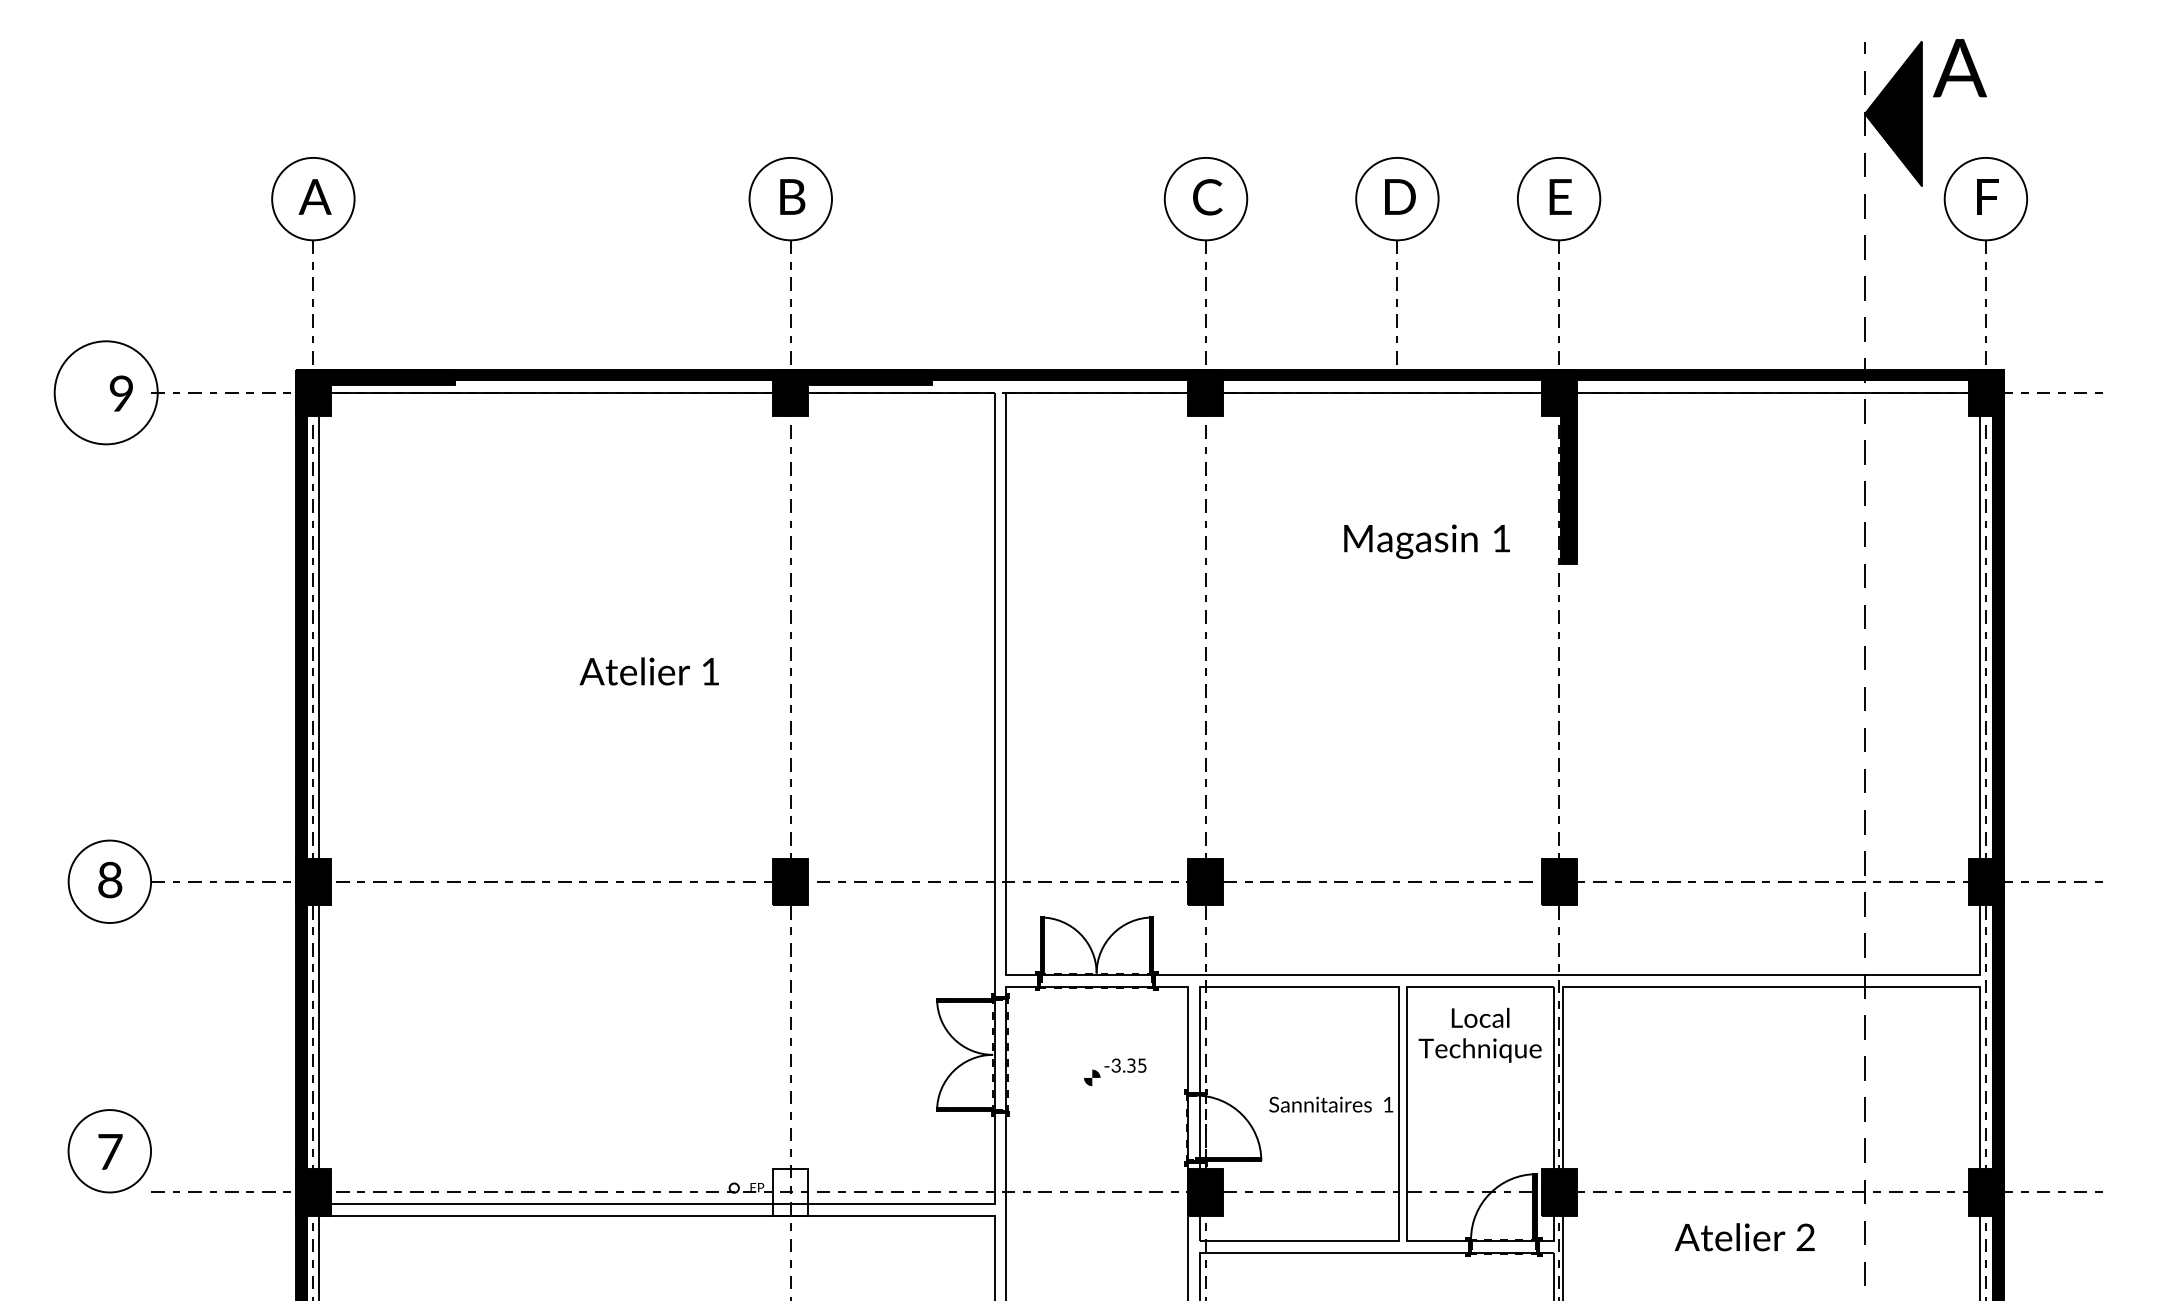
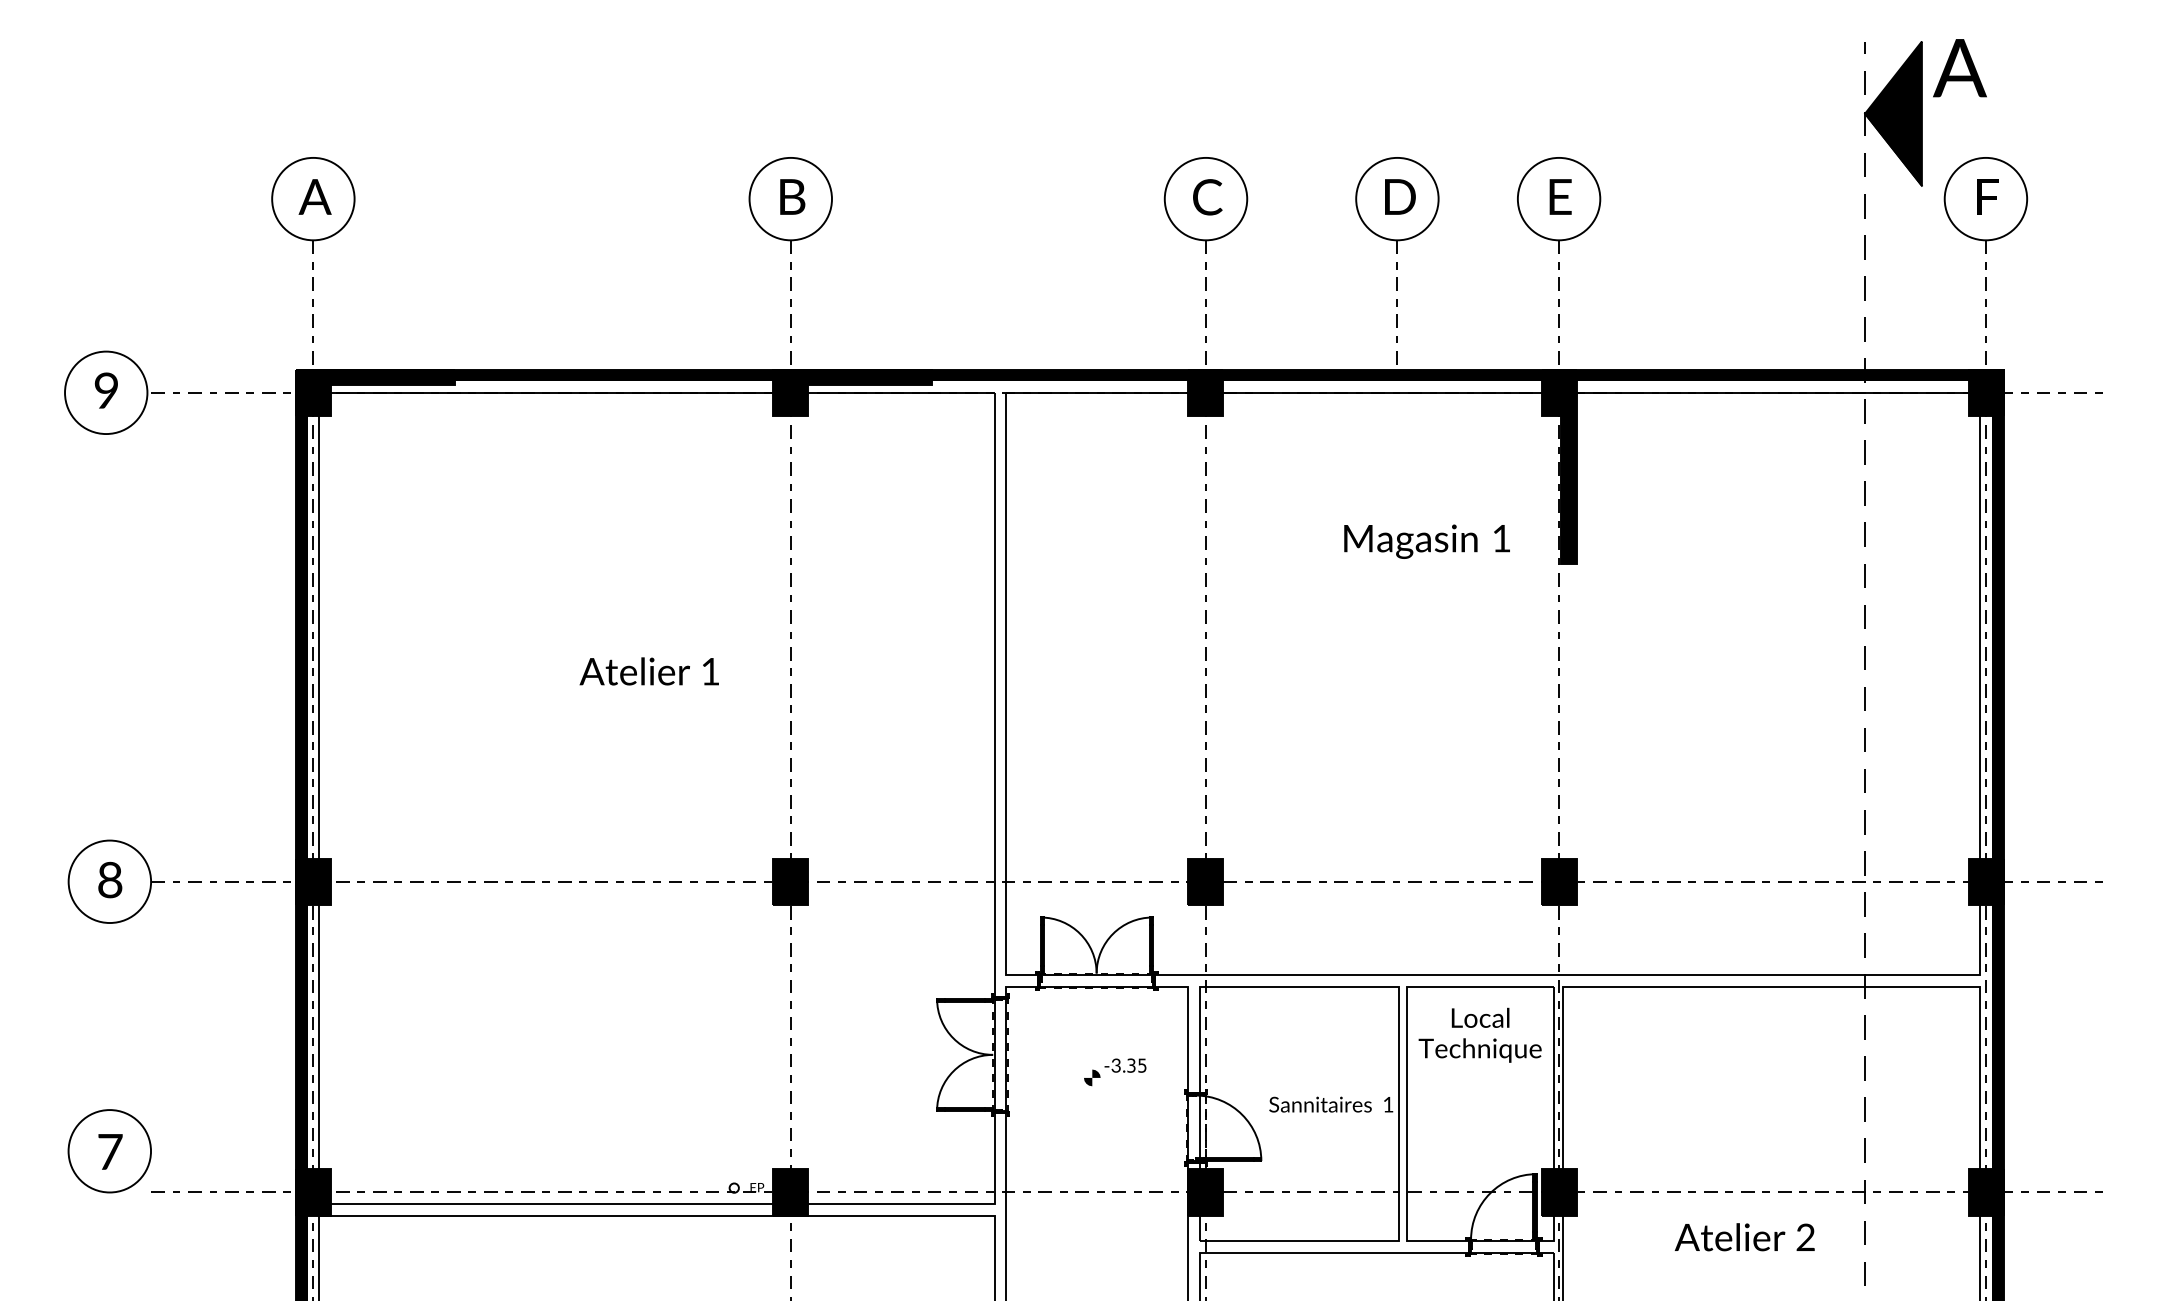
circle diameter: 103 px -> 82 px (106, 392)
text position: (120, 393) -> (105, 390) (105, 390)
fill: none -> present (790, 1192)
